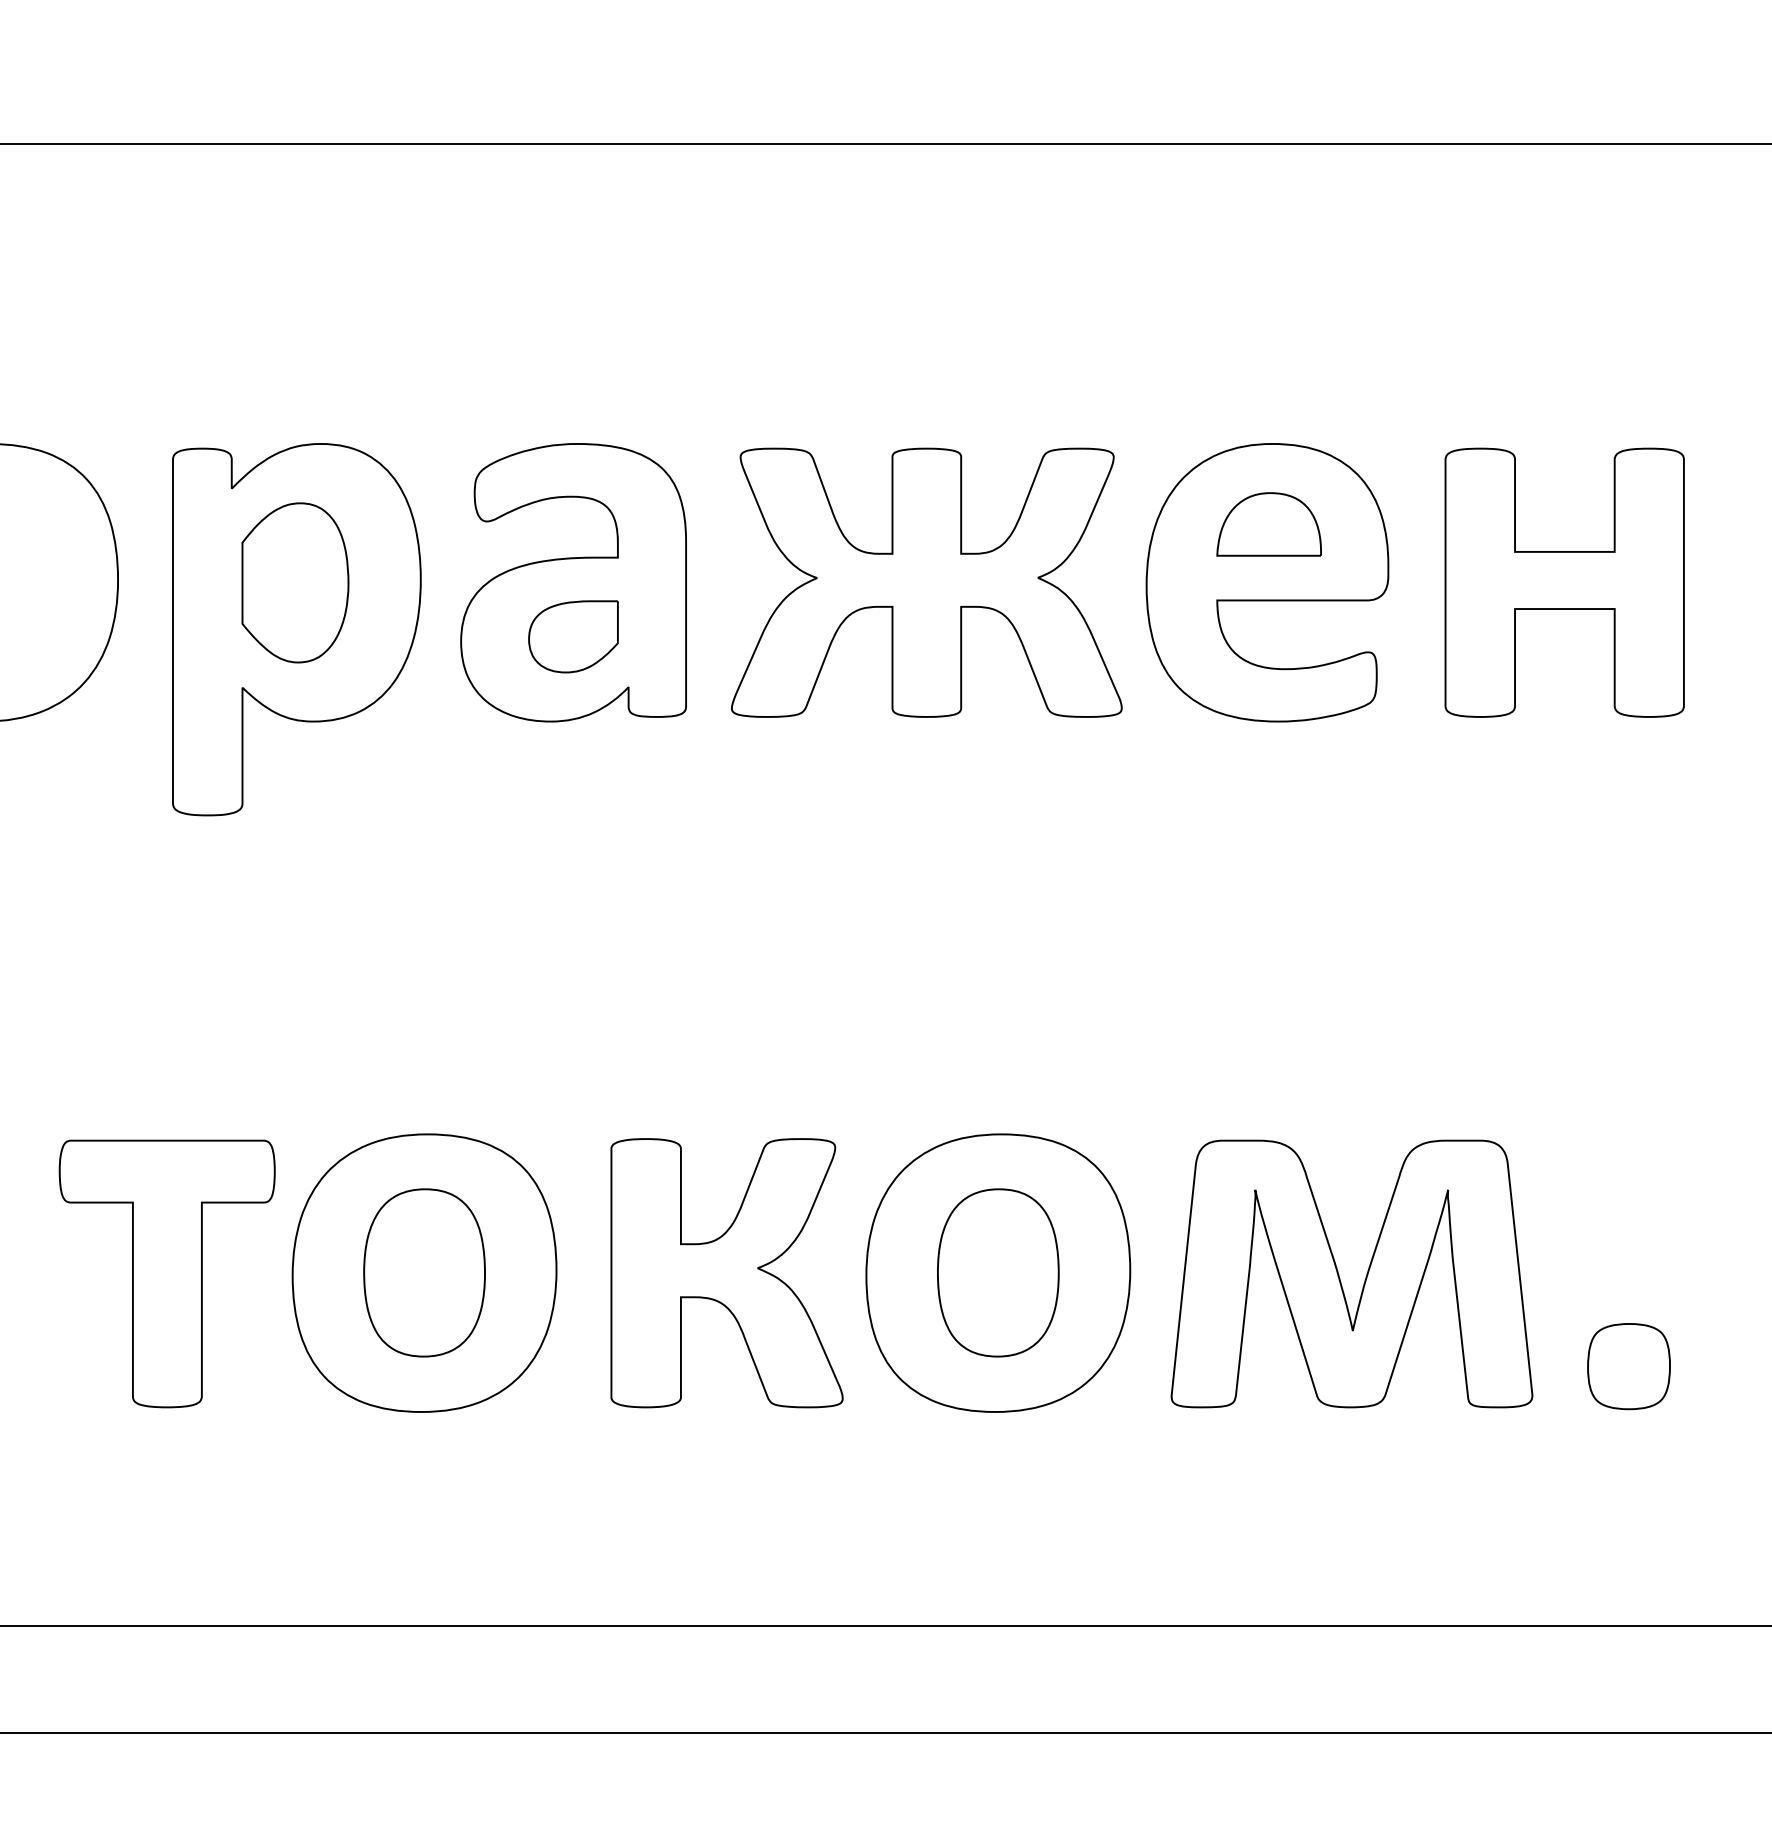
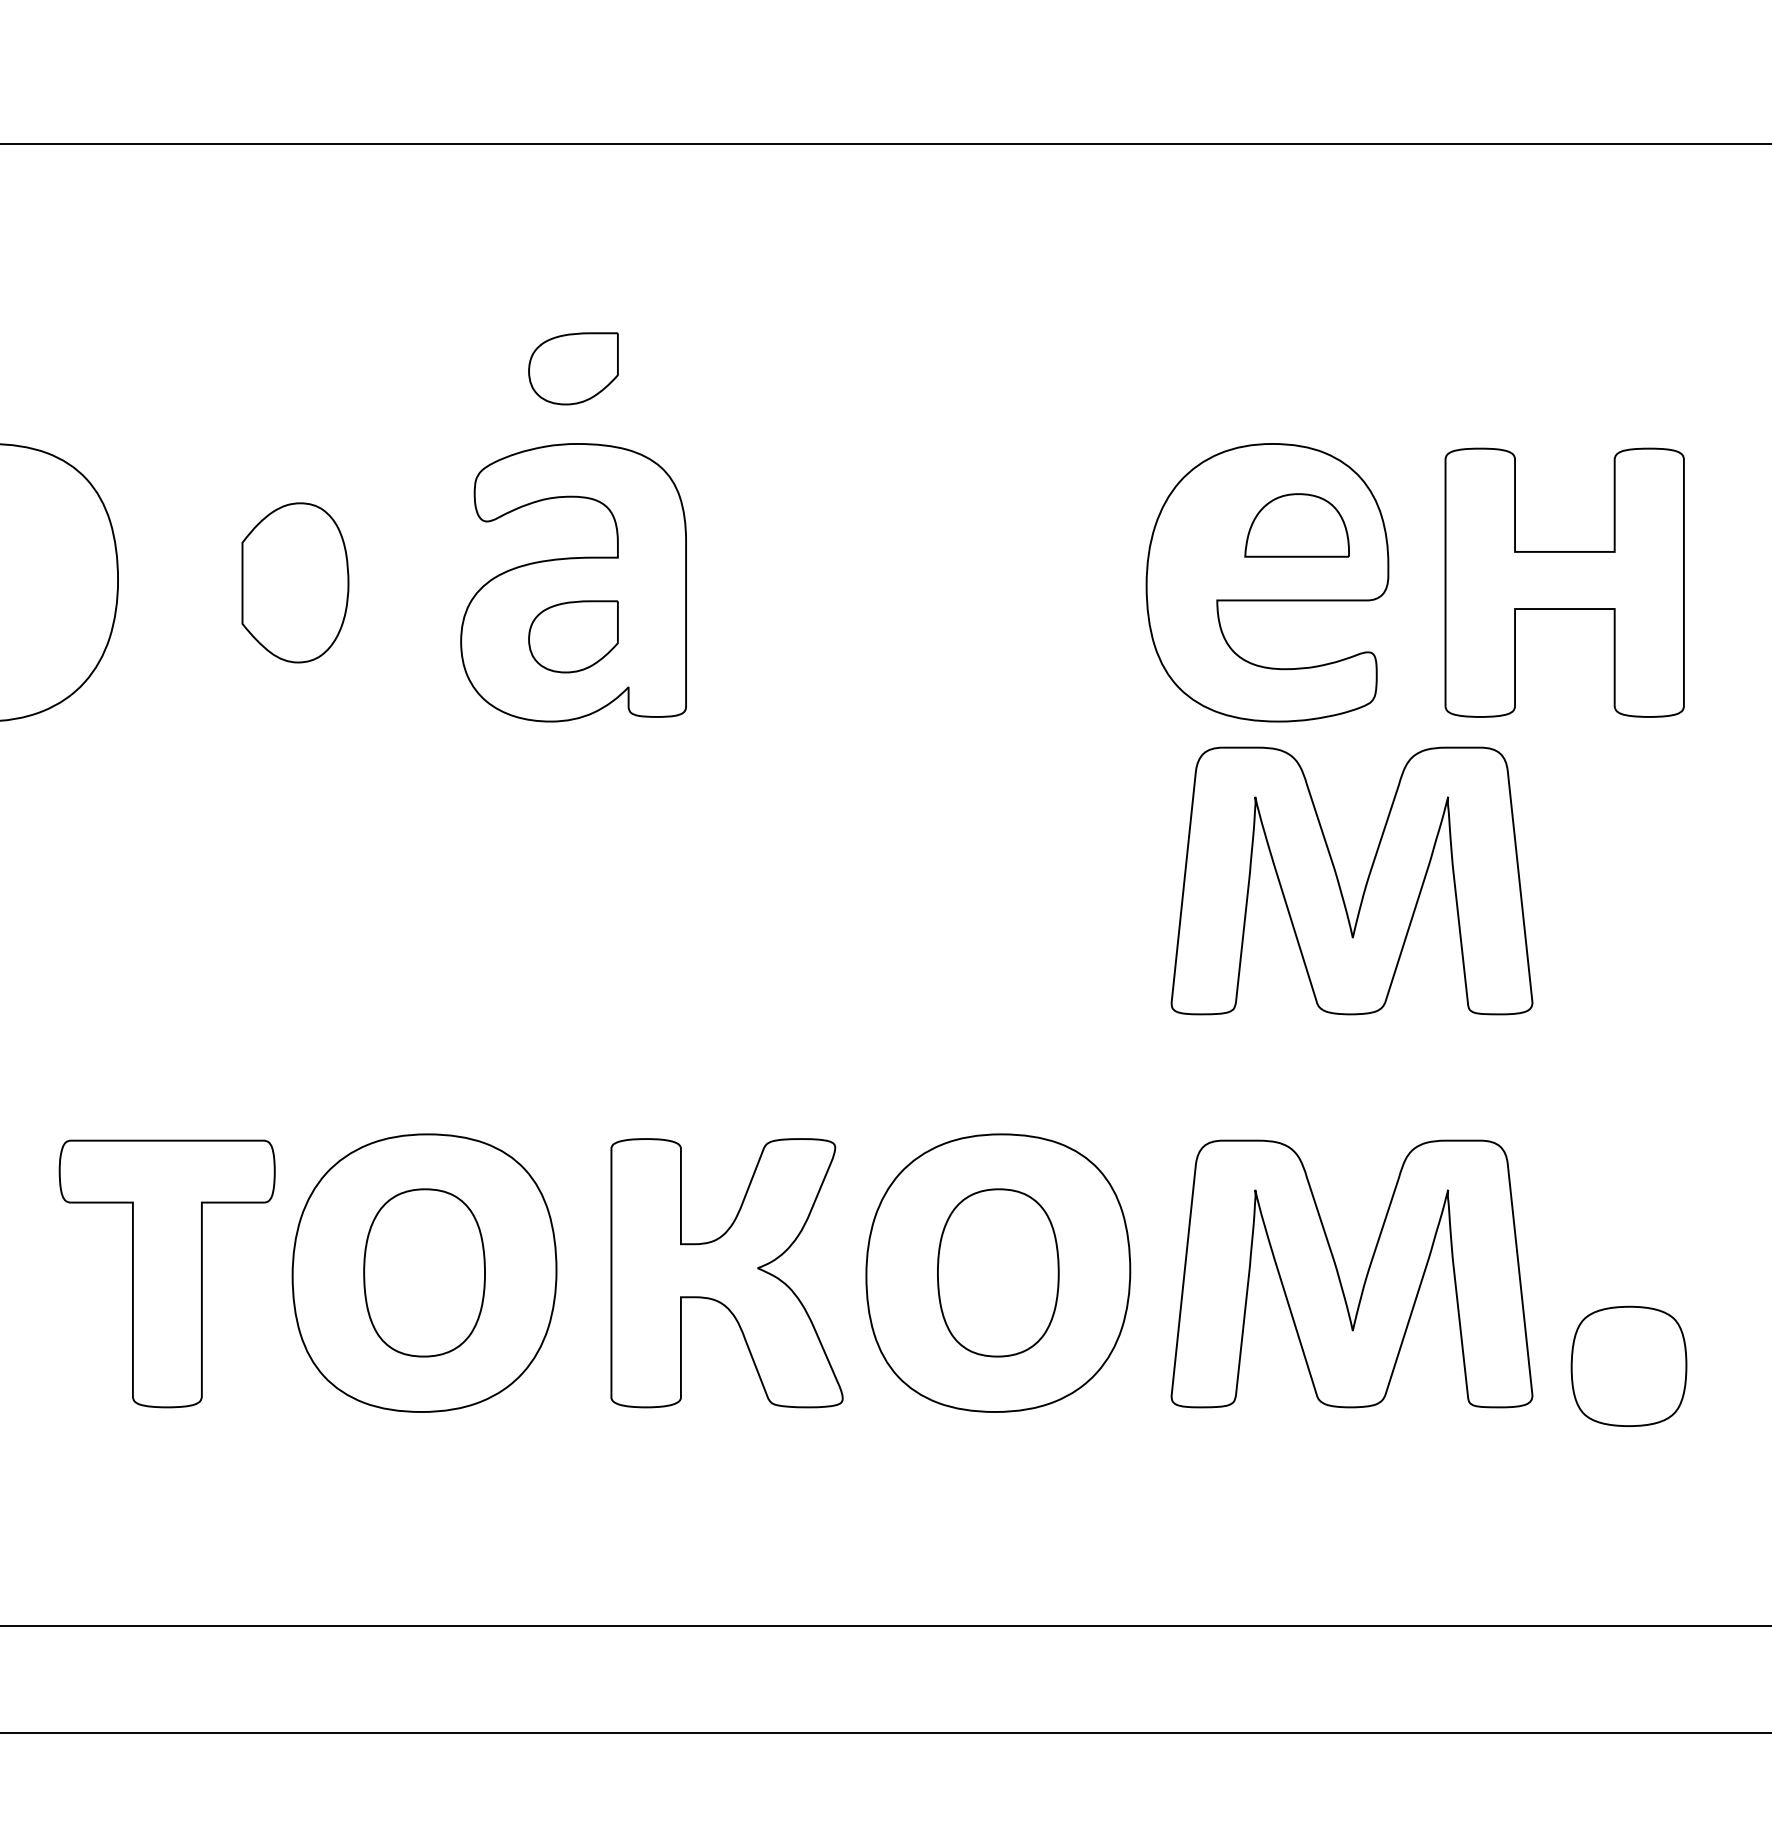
part: none -> present (573, 368)
part position: (1268, 524) -> (1296, 525) (1296, 525)
part: present -> none (926, 582)
part: present -> none (296, 629)
part: none -> present (1339, 881)
part size: 84x88 px -> 118x122 px (1628, 1365)
